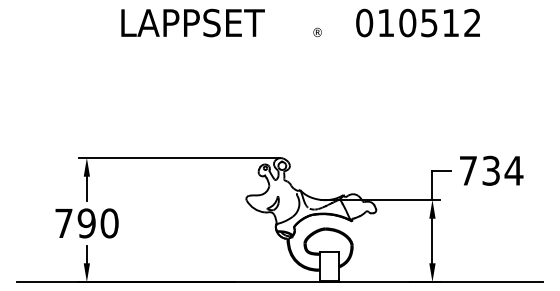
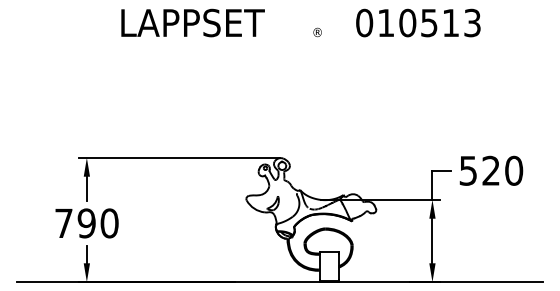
text: 010512 -> 010513 (472, 23)
text: 734 -> 520 (491, 170)
